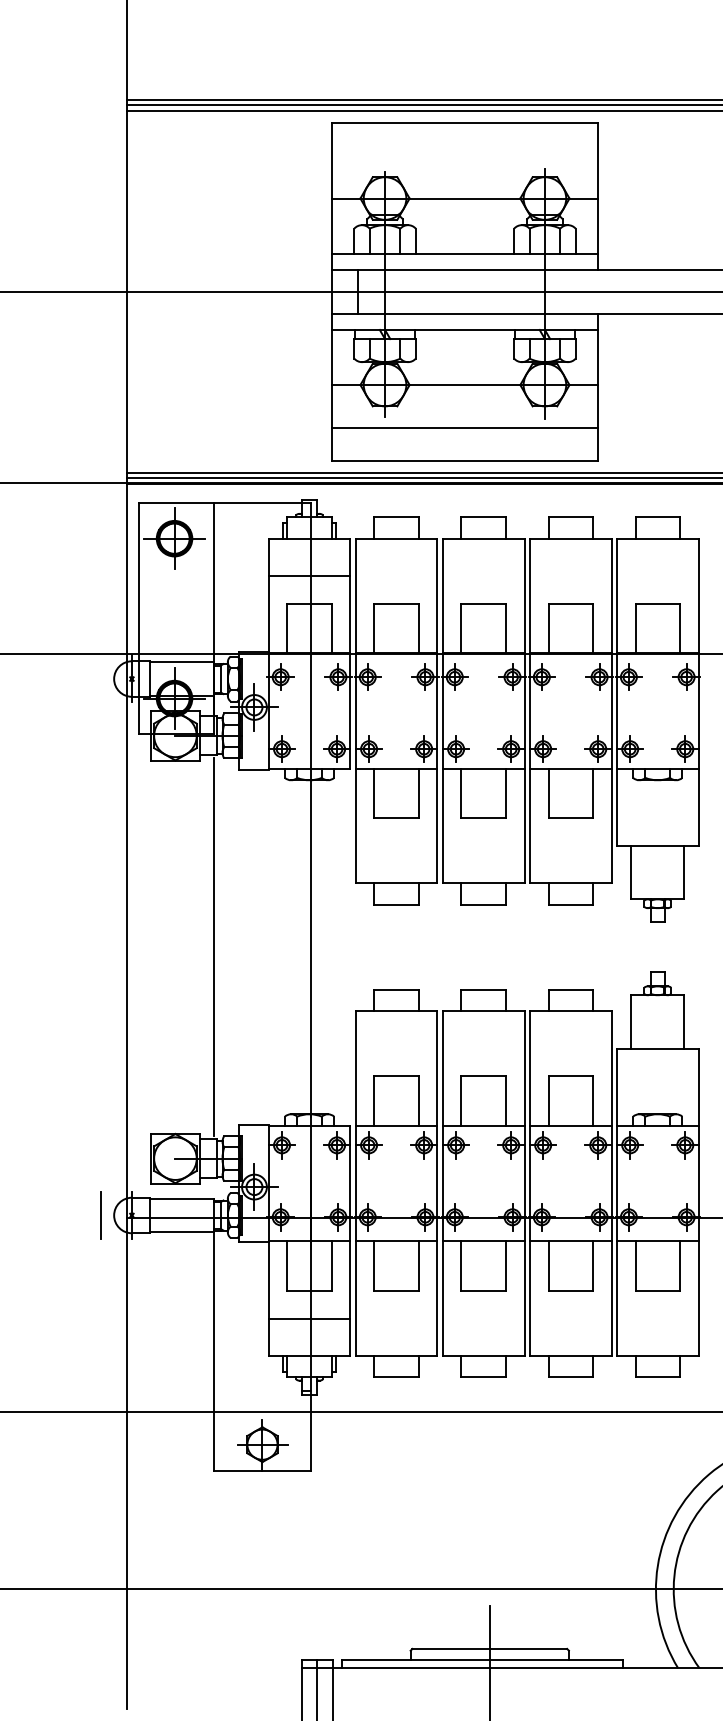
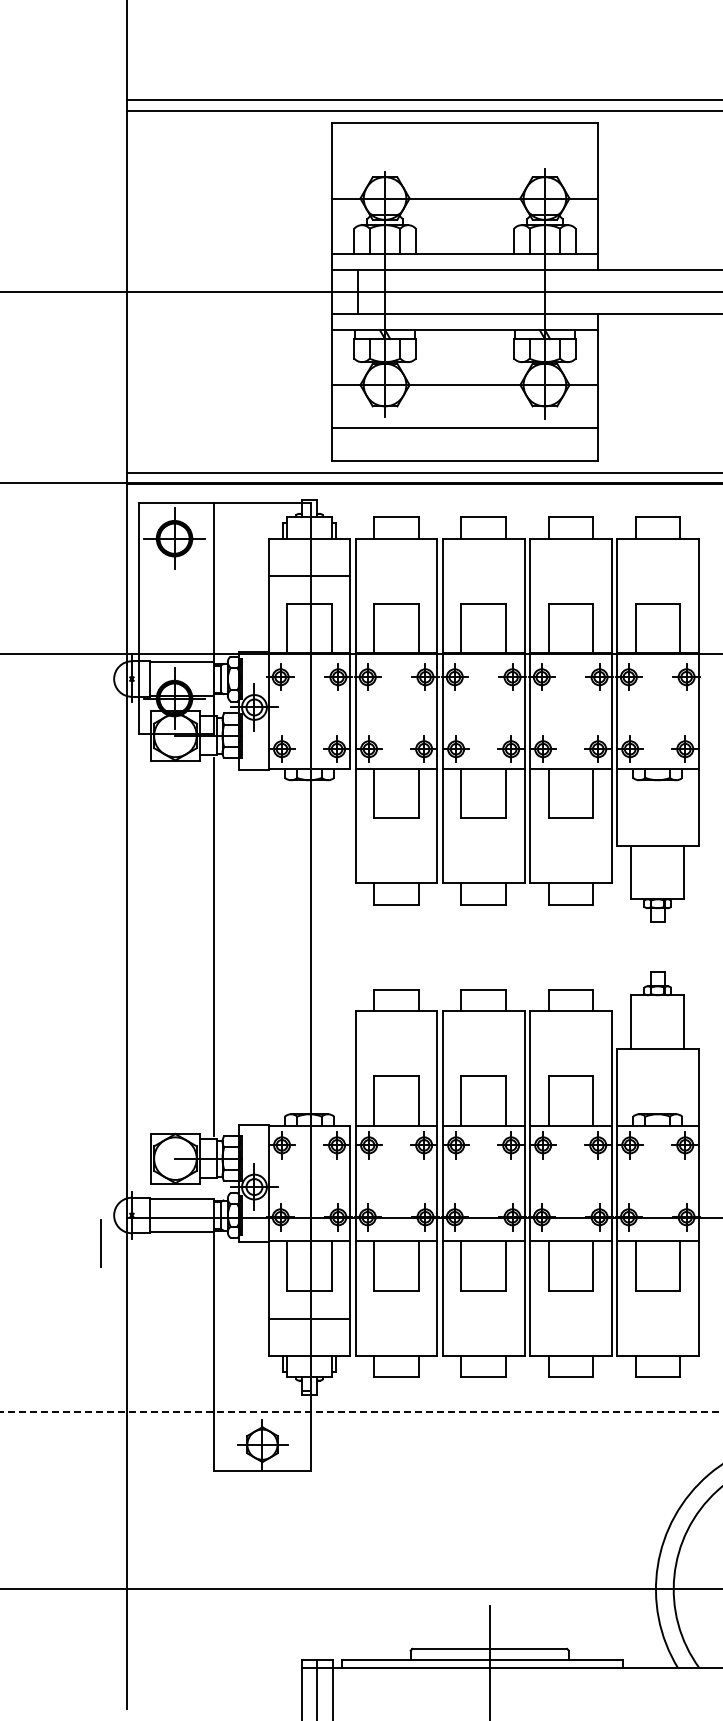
line: present -> none (423, 105)
line: present -> none (423, 478)
line position: (100, 1215) -> (100, 1243) (100, 1243)
line: solid -> dashed (361, 1411)
